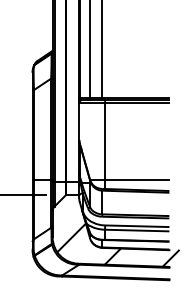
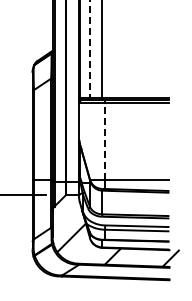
line: solid -> dashed (90, 49)
line: solid -> dashed (105, 141)
